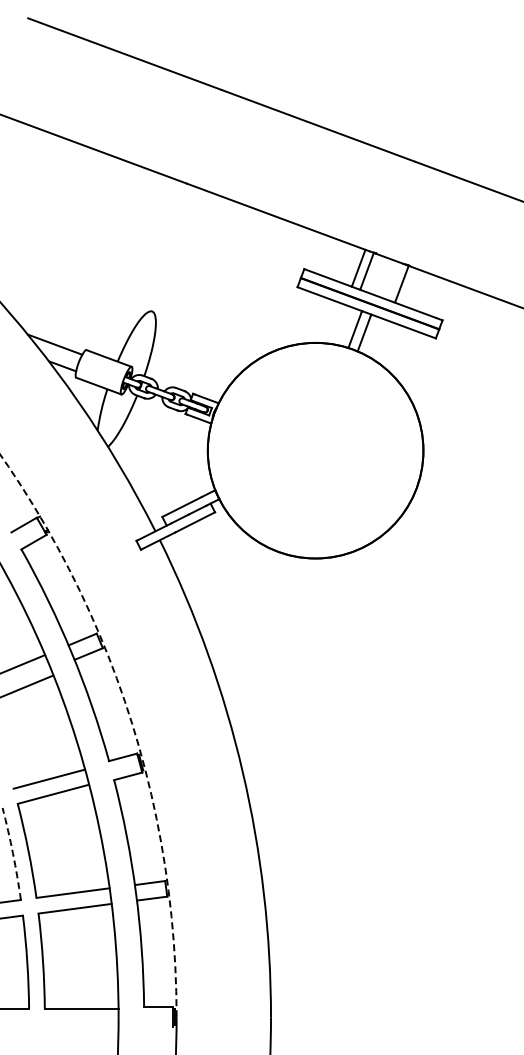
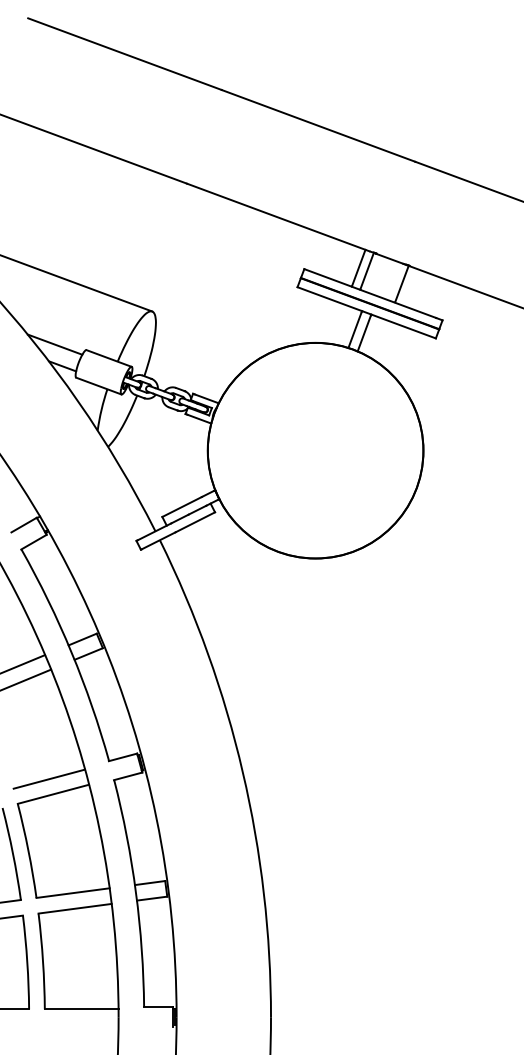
line: none -> present (77, 283)
line position: (27, 685) -> (26, 679) (26, 679)
arc: dashed -> solid (132, 723)
arc: dashed -> solid (13, 853)
